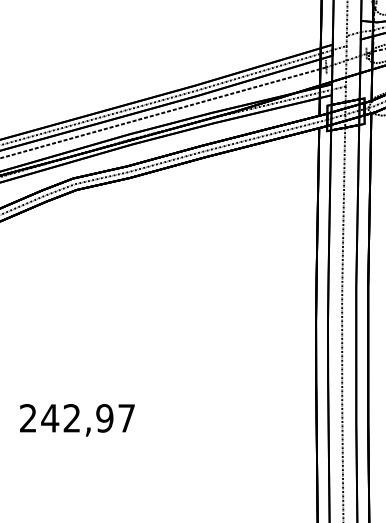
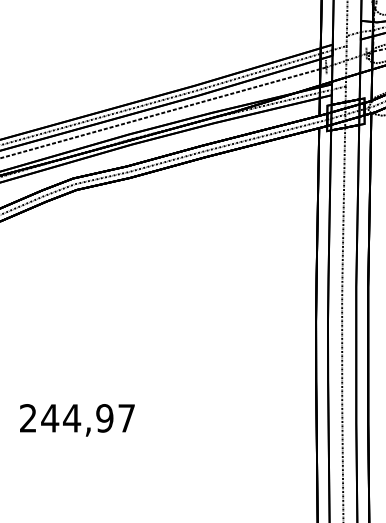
text: 242,97 -> 244,97 (72, 418)
